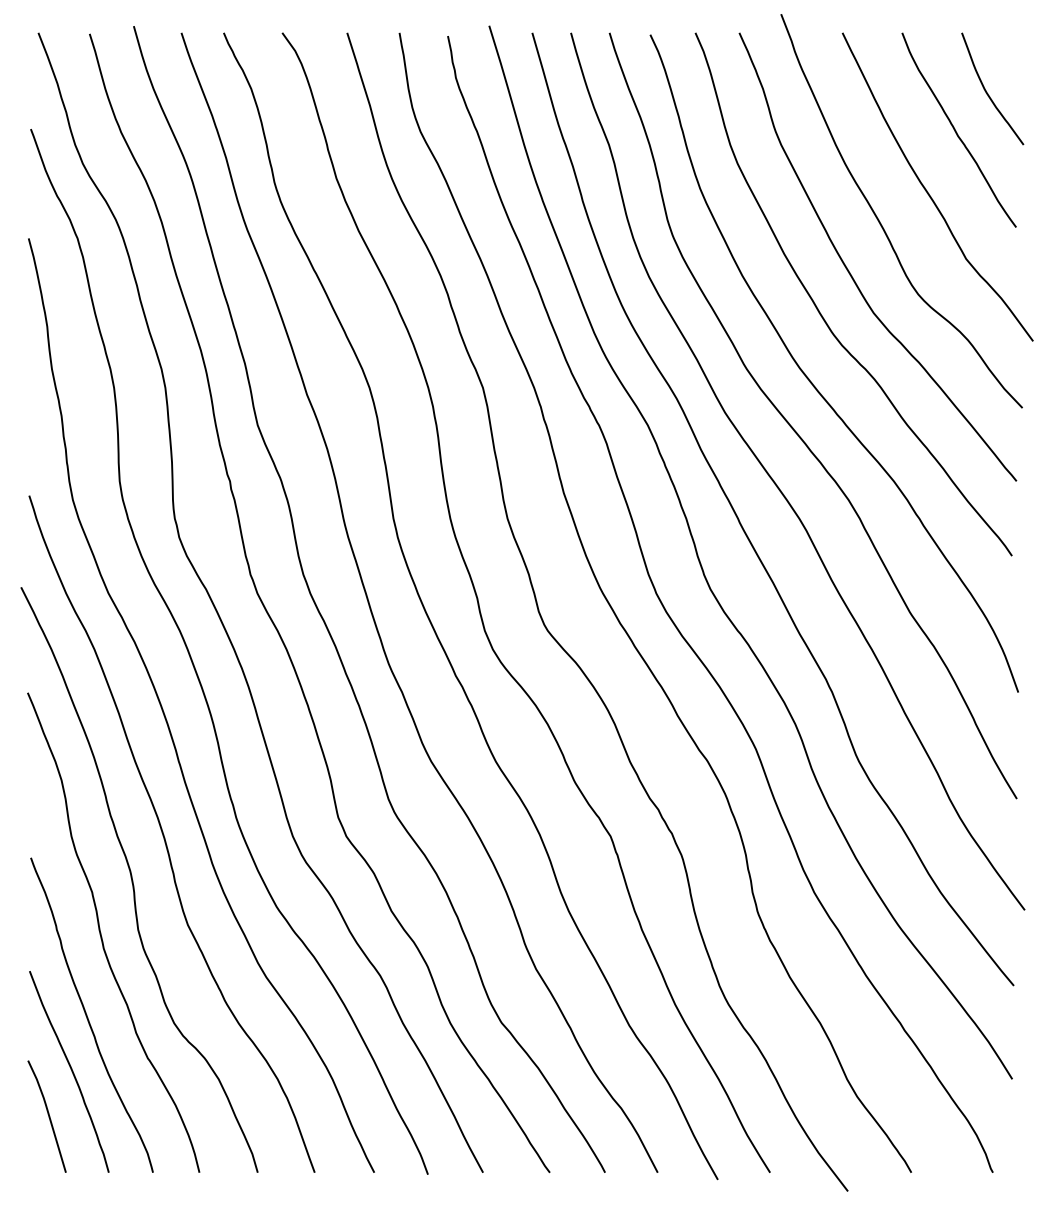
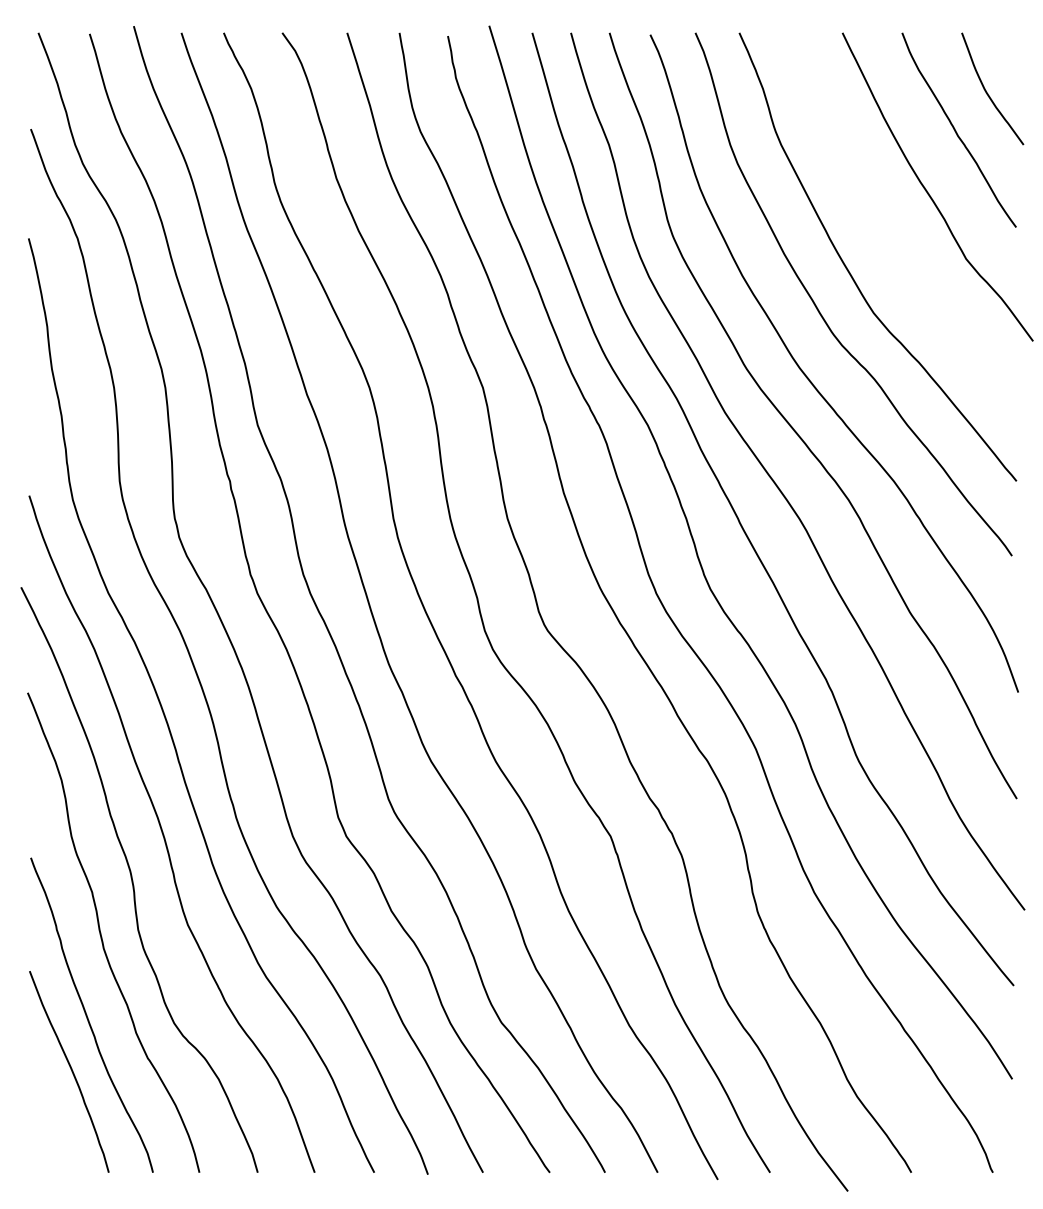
curve: present -> none (880, 221)
line: present -> none (48, 1116)
